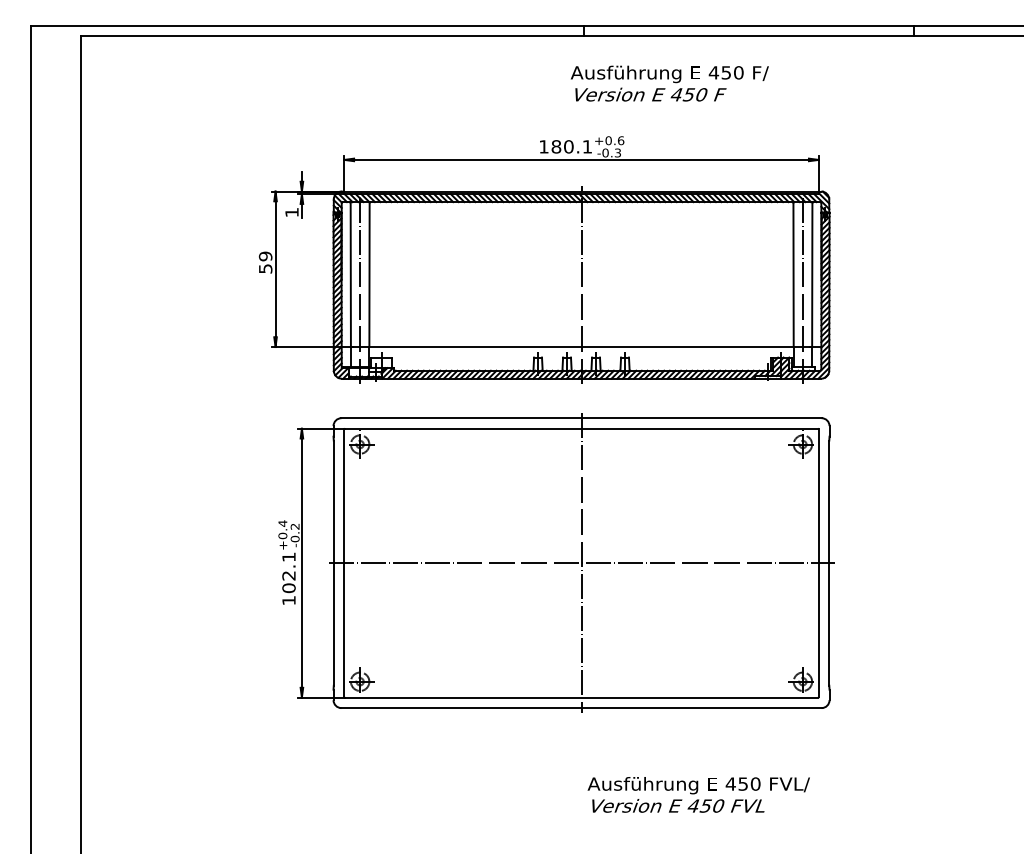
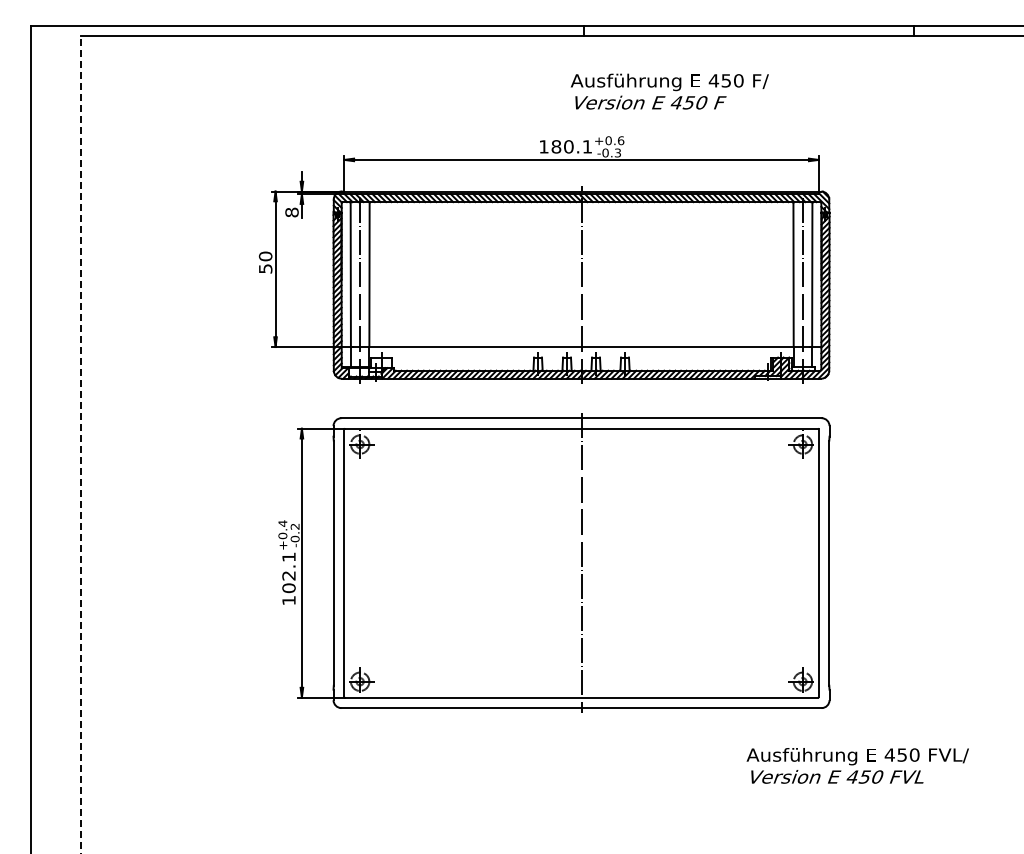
text position: (669, 83) -> (669, 91) (669, 91)
text: 1 -> 8 (291, 212)
text: 59 -> 50 (265, 256)
line: solid -> dashed (80, 444)
line: present -> none (581, 563)
text position: (698, 794) -> (857, 765) (857, 765)
